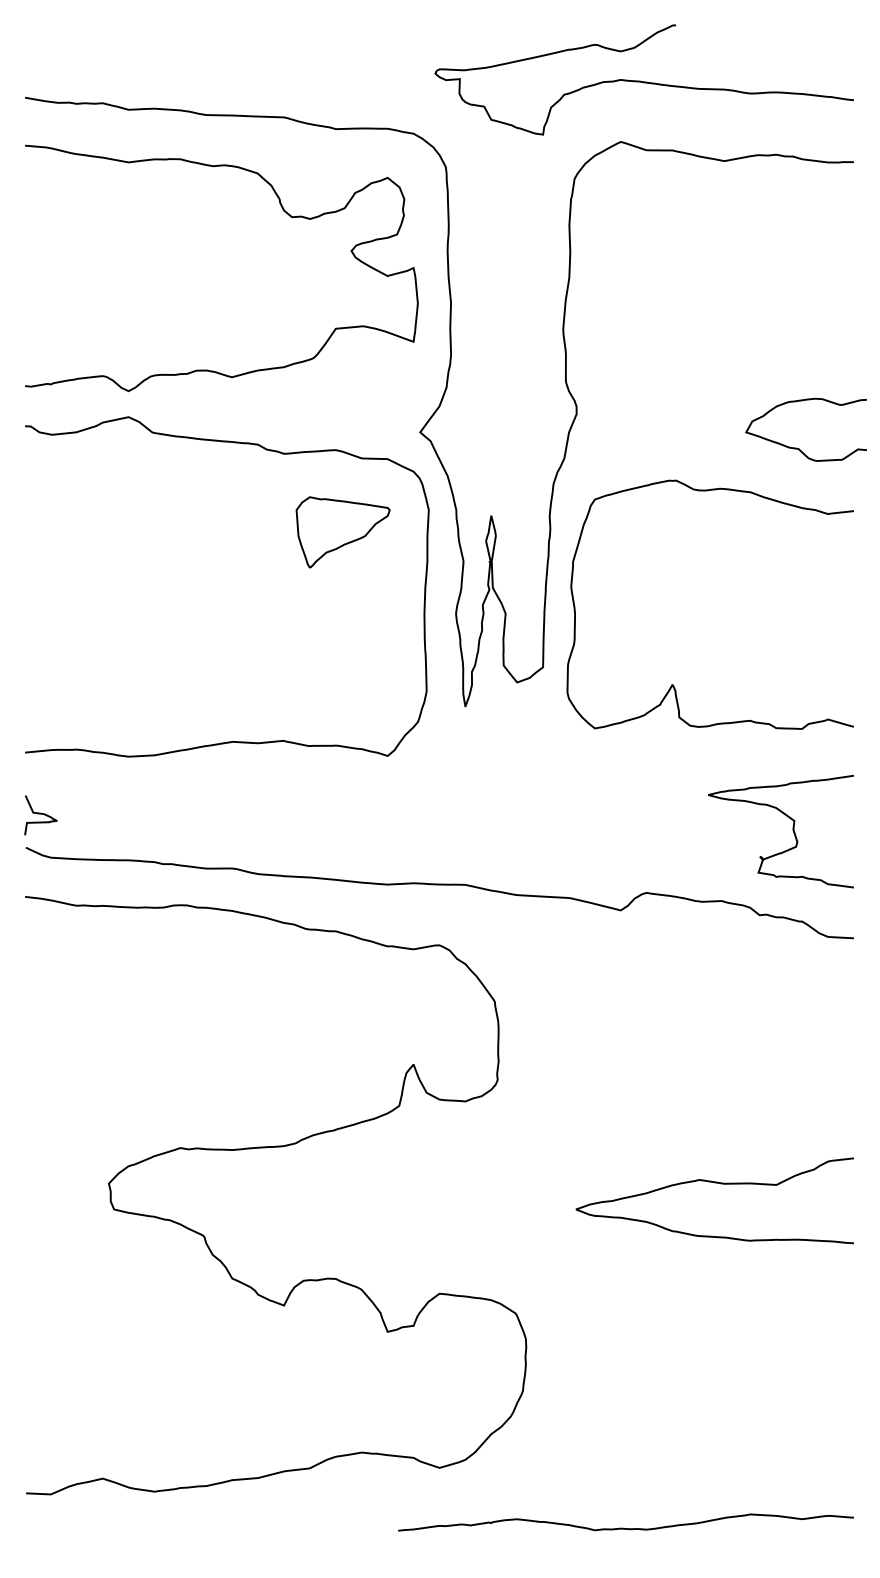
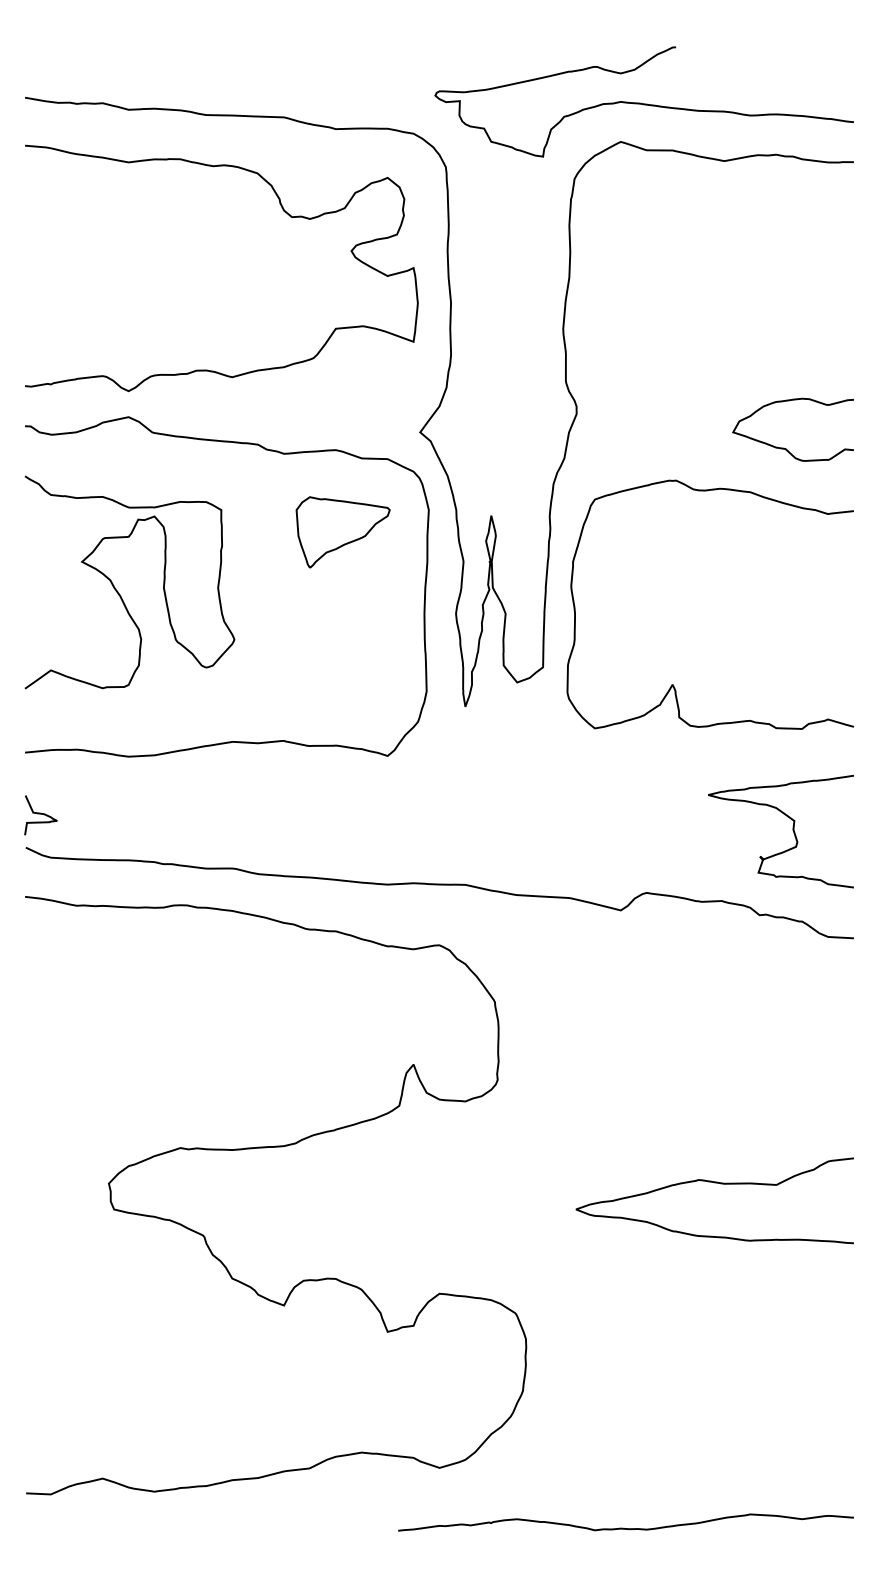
curve position: (643, 81) -> (643, 103) (643, 103)
curve position: (799, 448) -> (786, 448) (786, 448)
curve: none -> present (118, 591)
